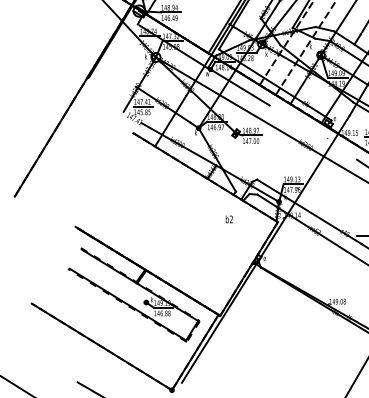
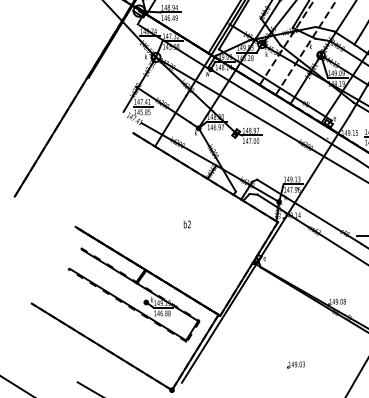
line: none -> present (313, 132)
text position: (228, 219) -> (186, 224) (186, 224)
part: none -> present (295, 364)
